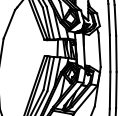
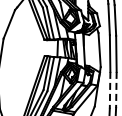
line: solid -> dashed (110, 90)
line: solid -> dashed (116, 90)
